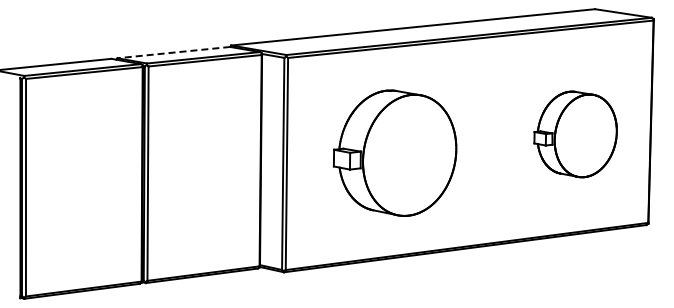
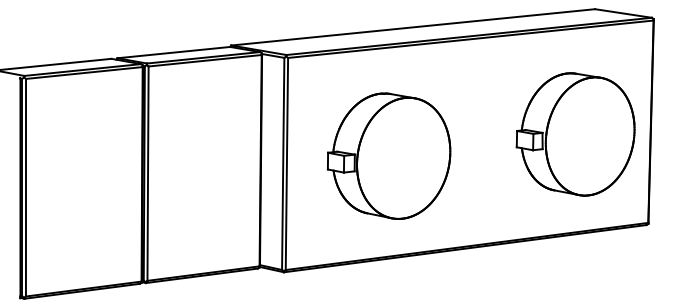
line: dashed -> solid (173, 52)
part size: 85x89 px -> 121x125 px (575, 134)
part position: (394, 152) -> (388, 155) (388, 155)
